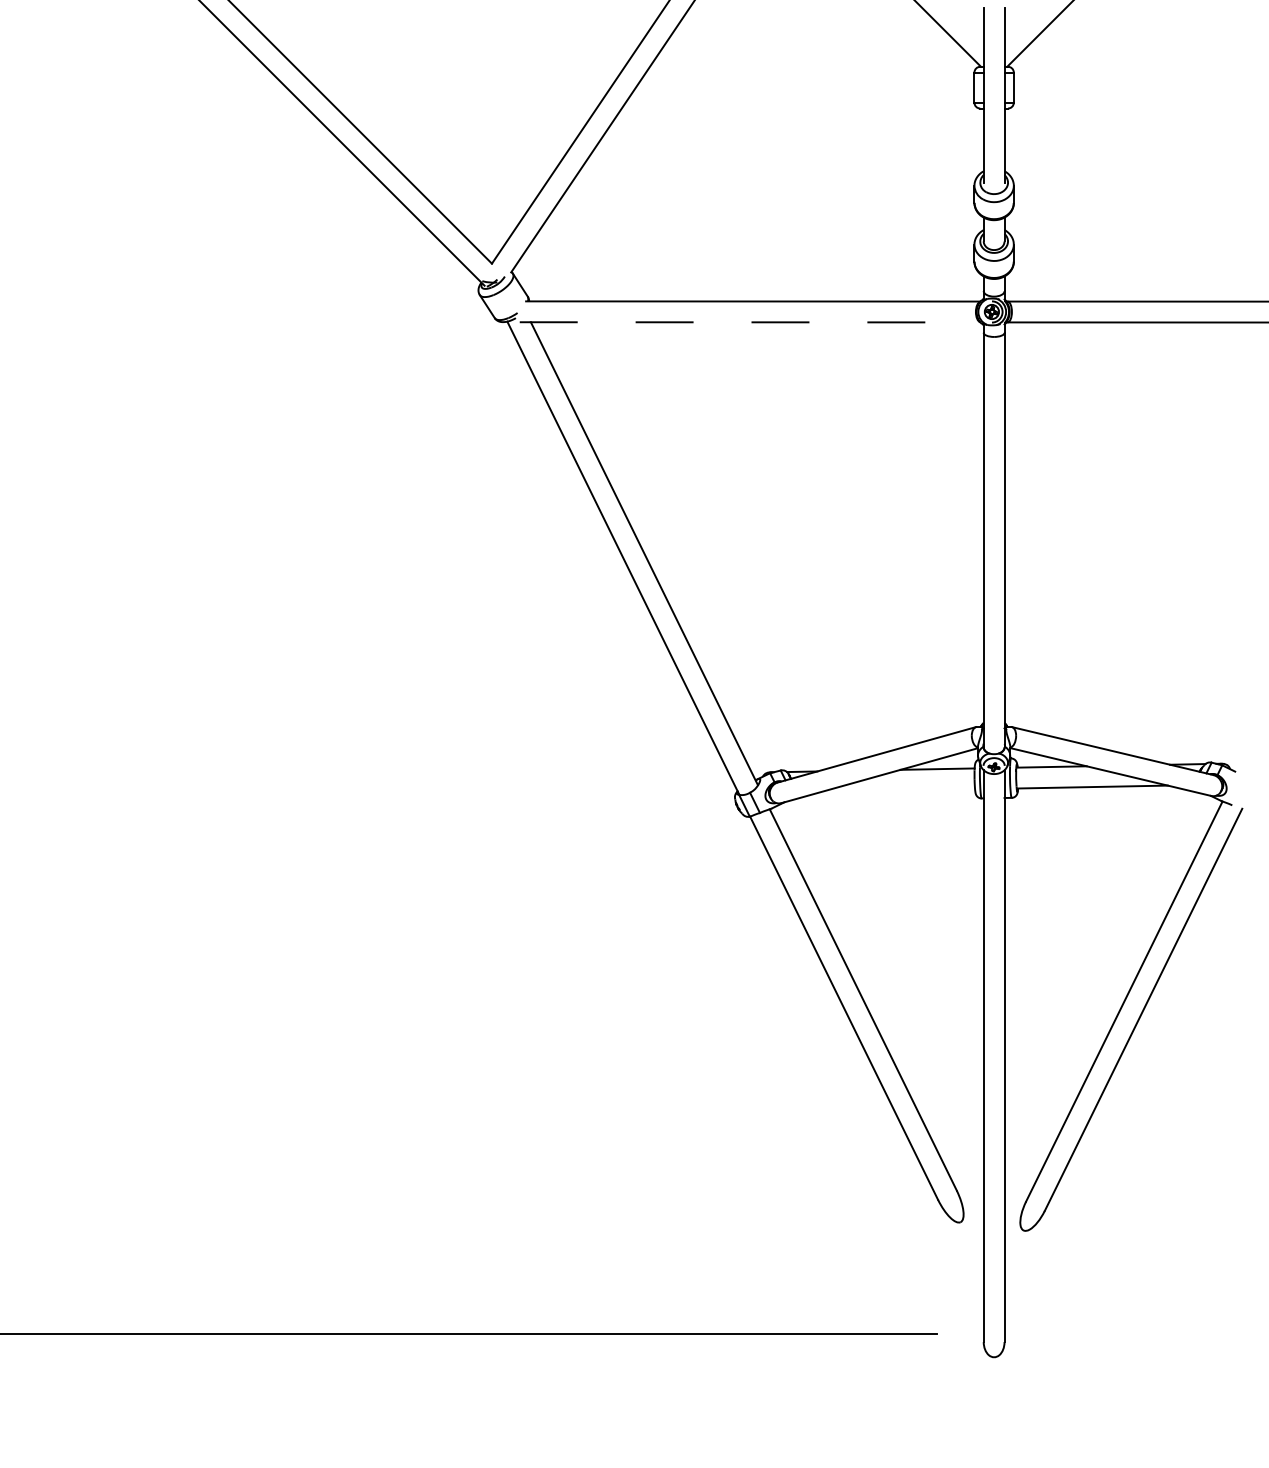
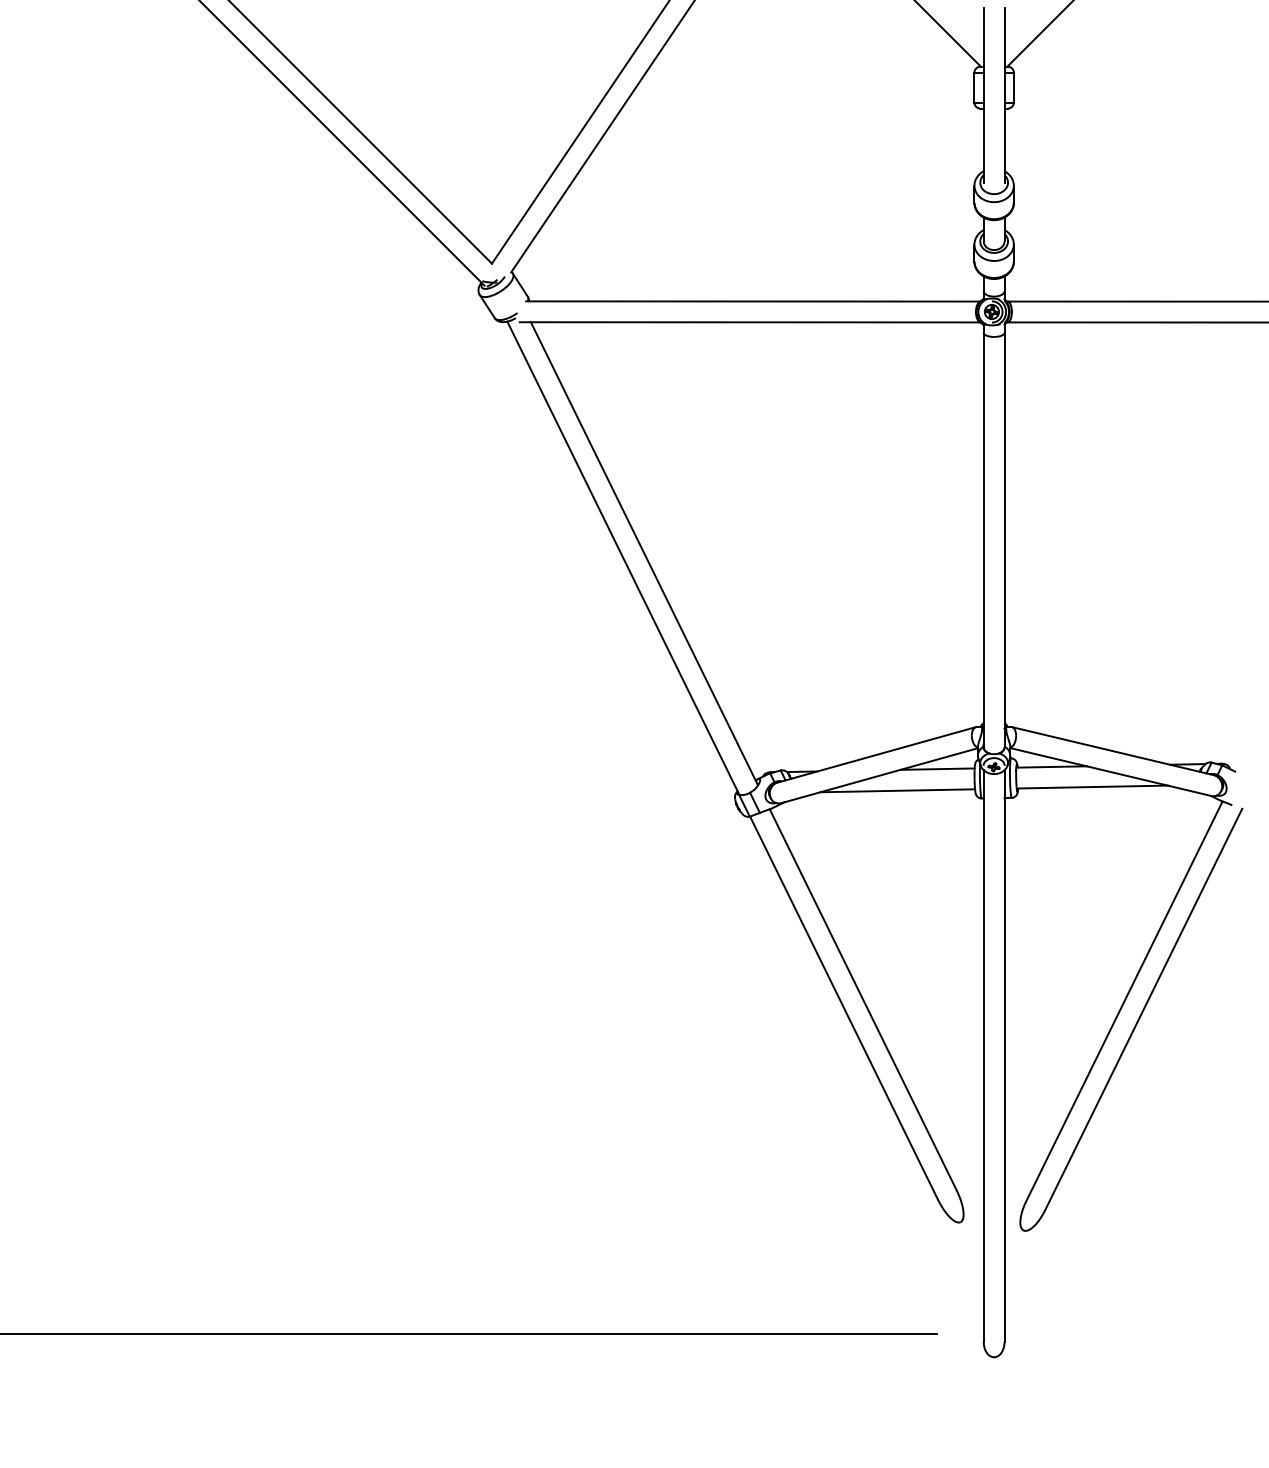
line: dashed -> solid (750, 322)
line: none -> present (897, 790)
